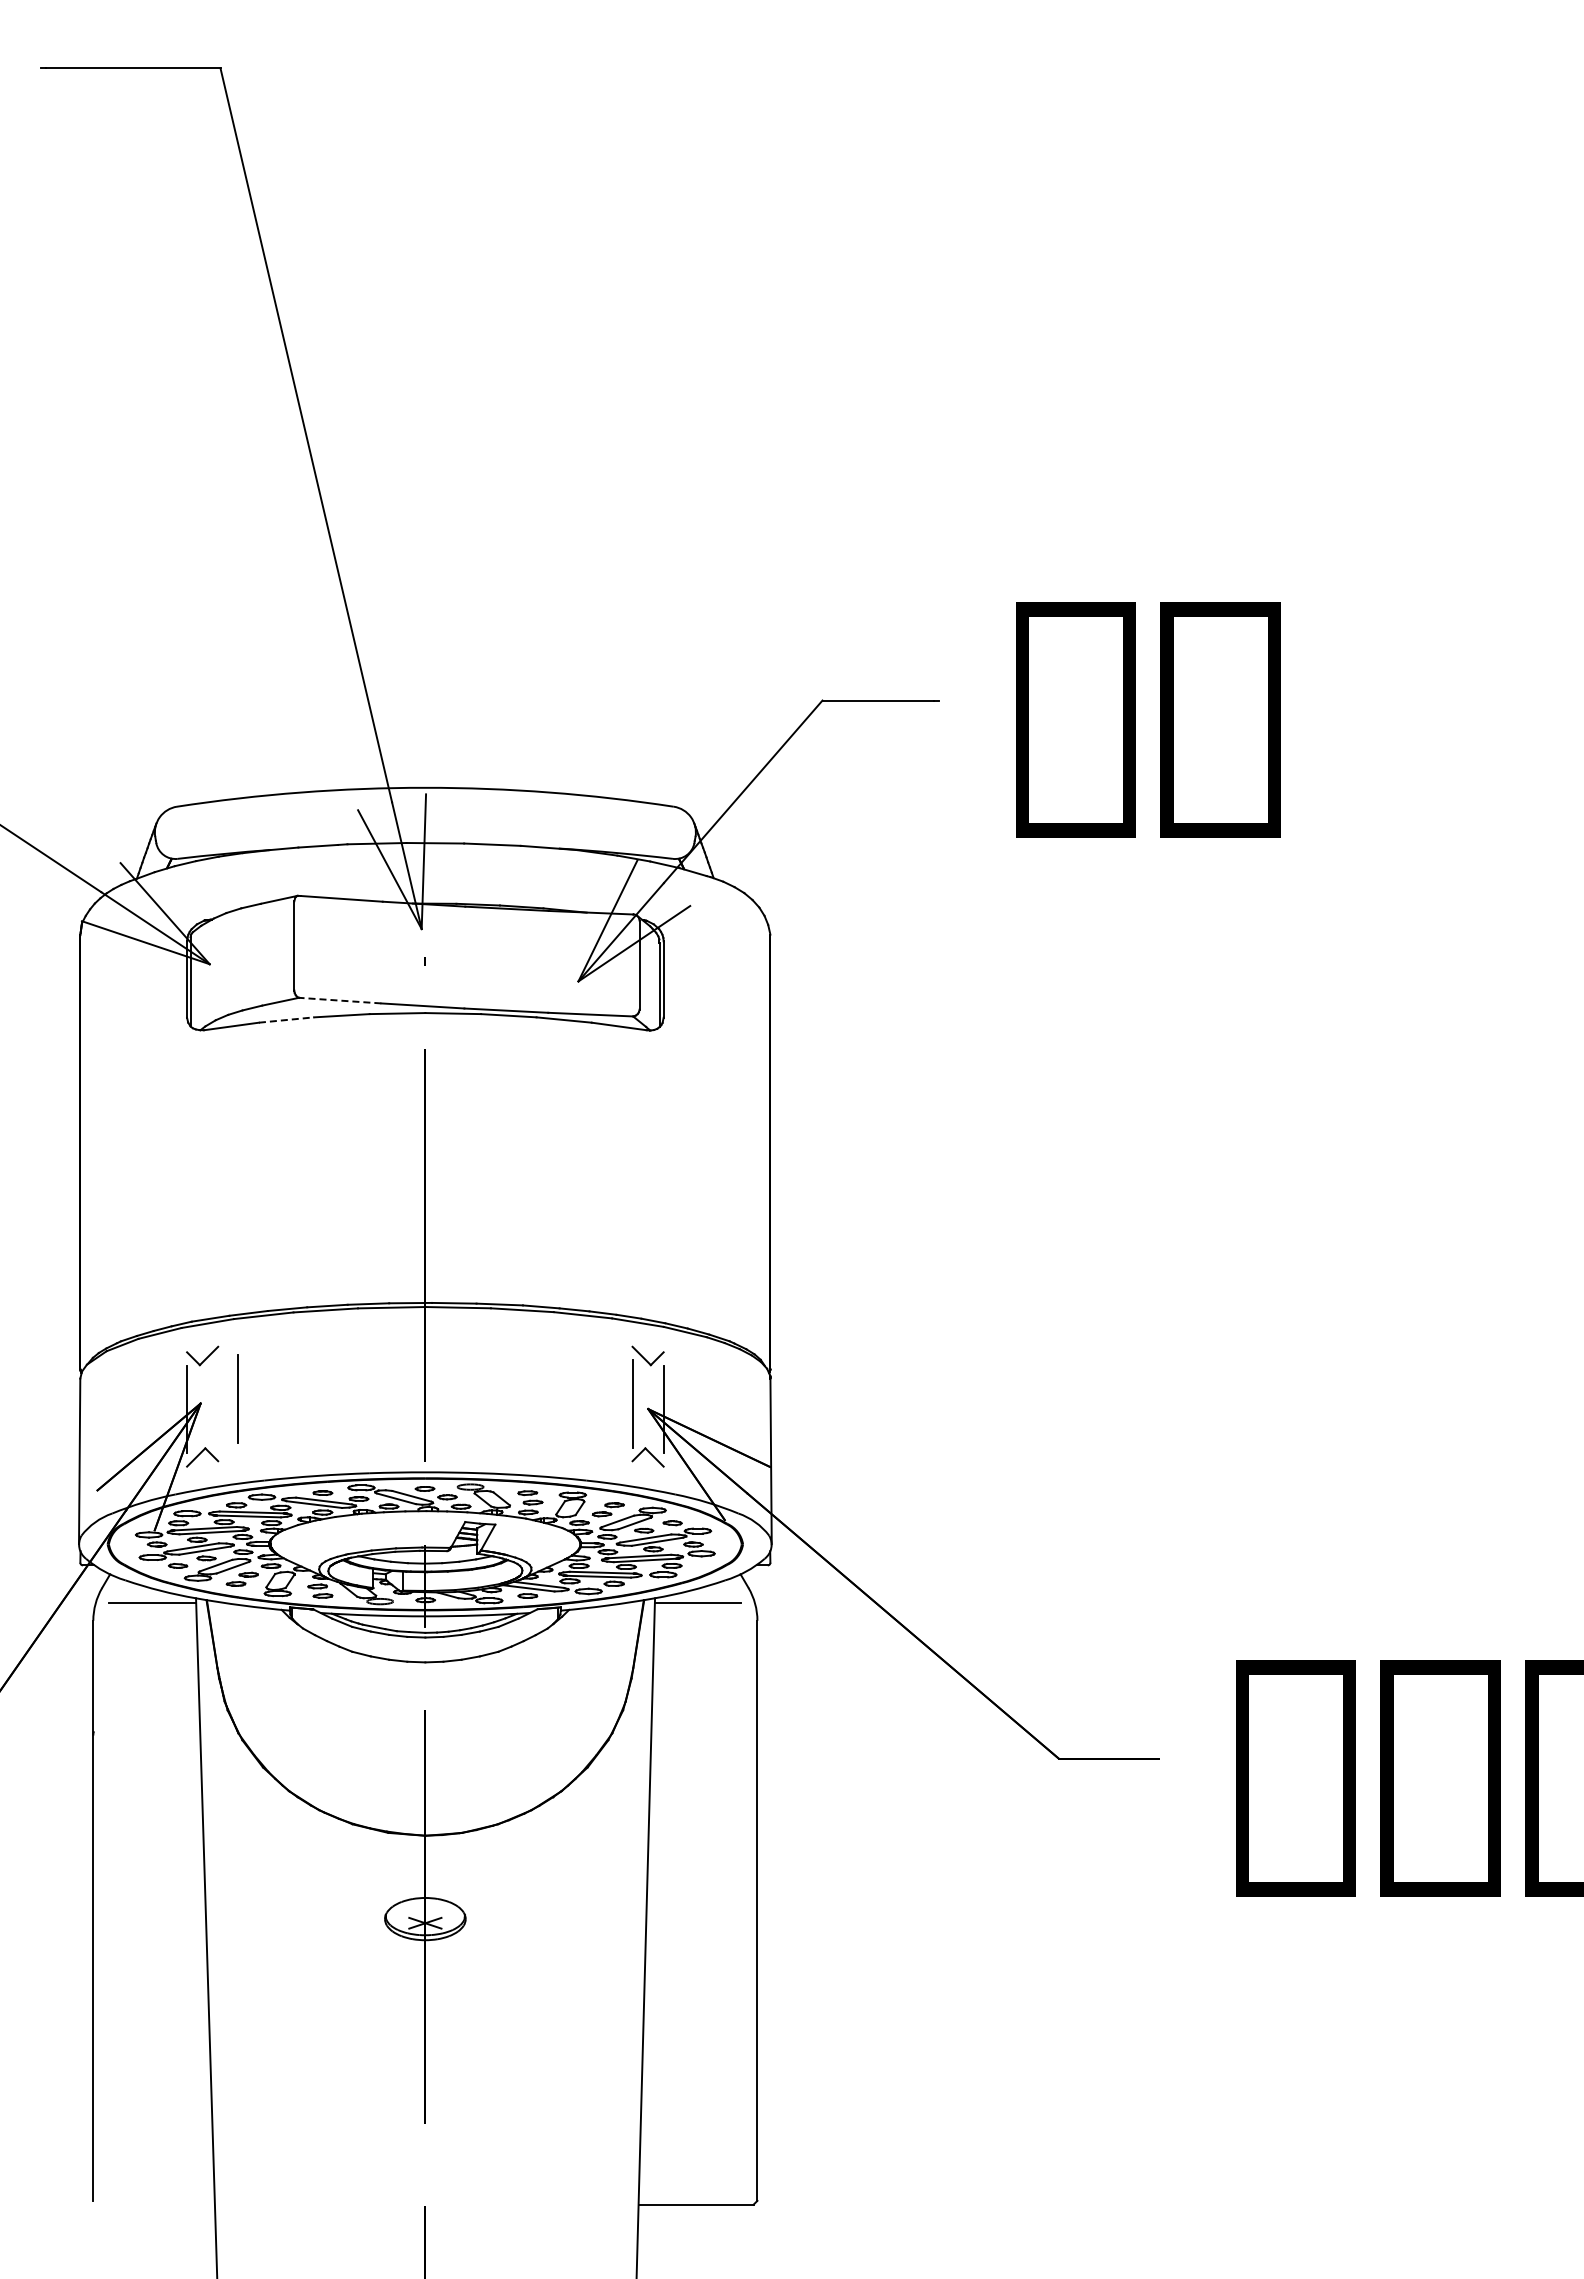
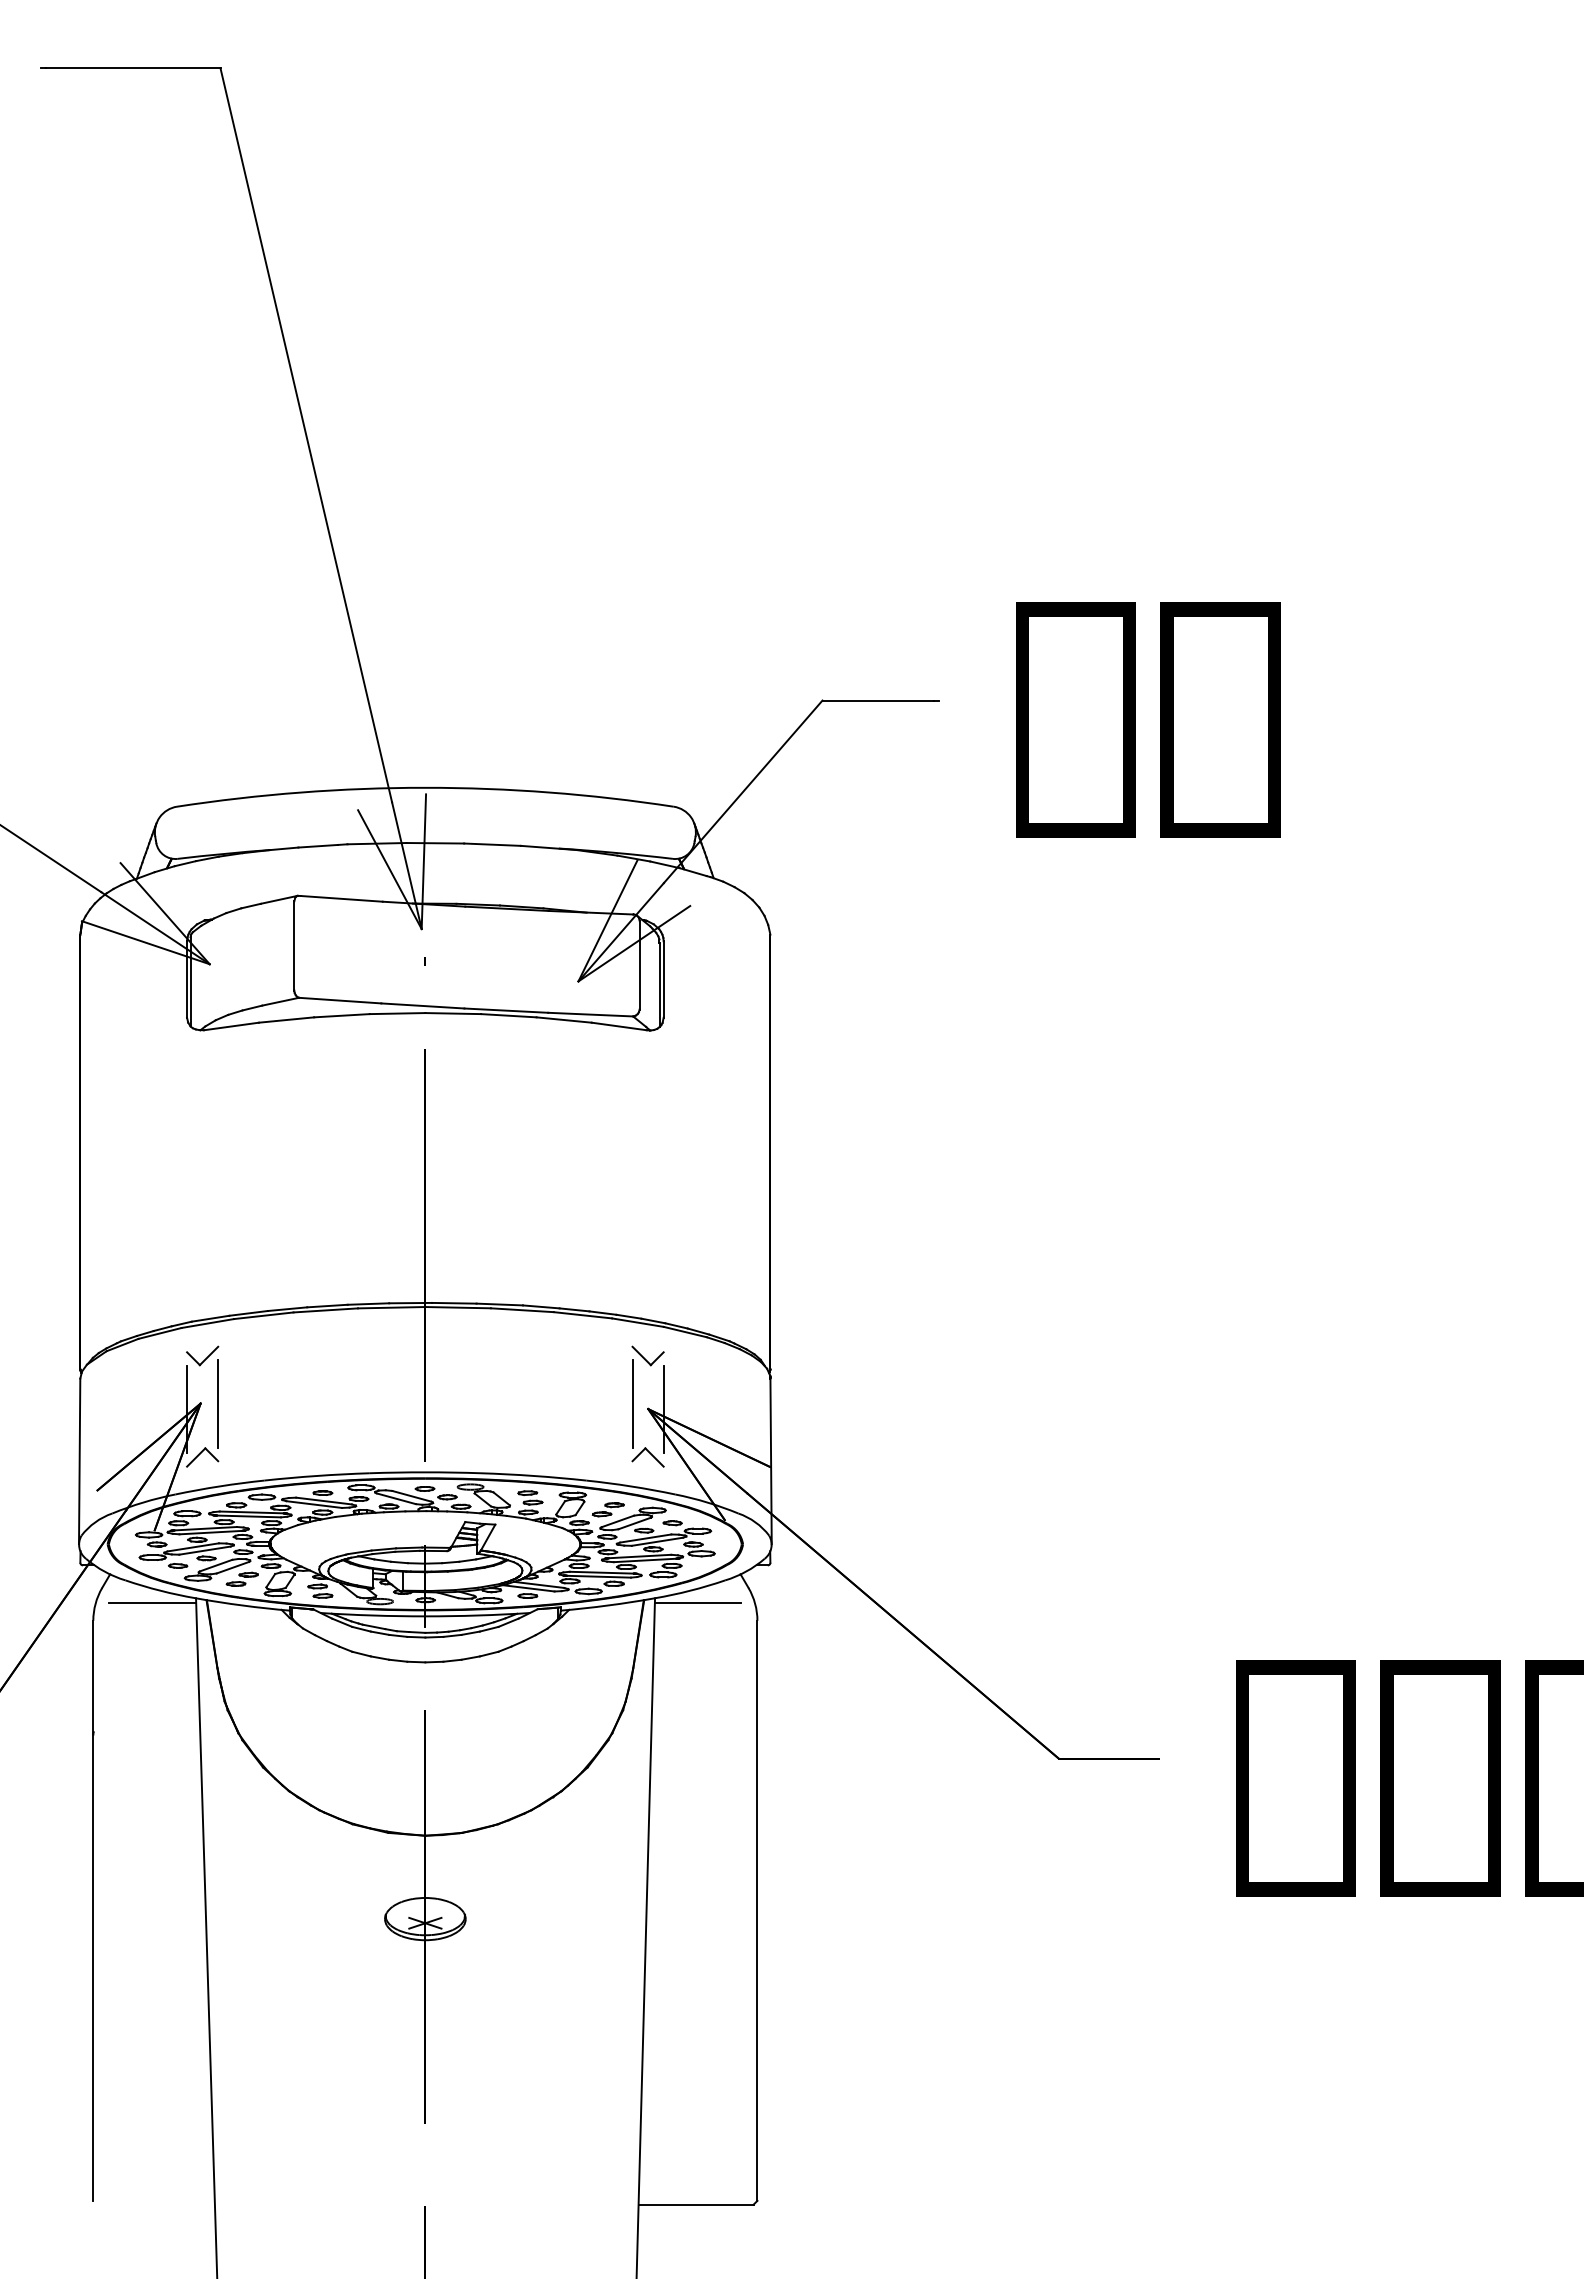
line: dashed -> solid (339, 1000)
line: dashed -> solid (286, 1020)
line position: (237, 1398) -> (217, 1403) (217, 1403)
